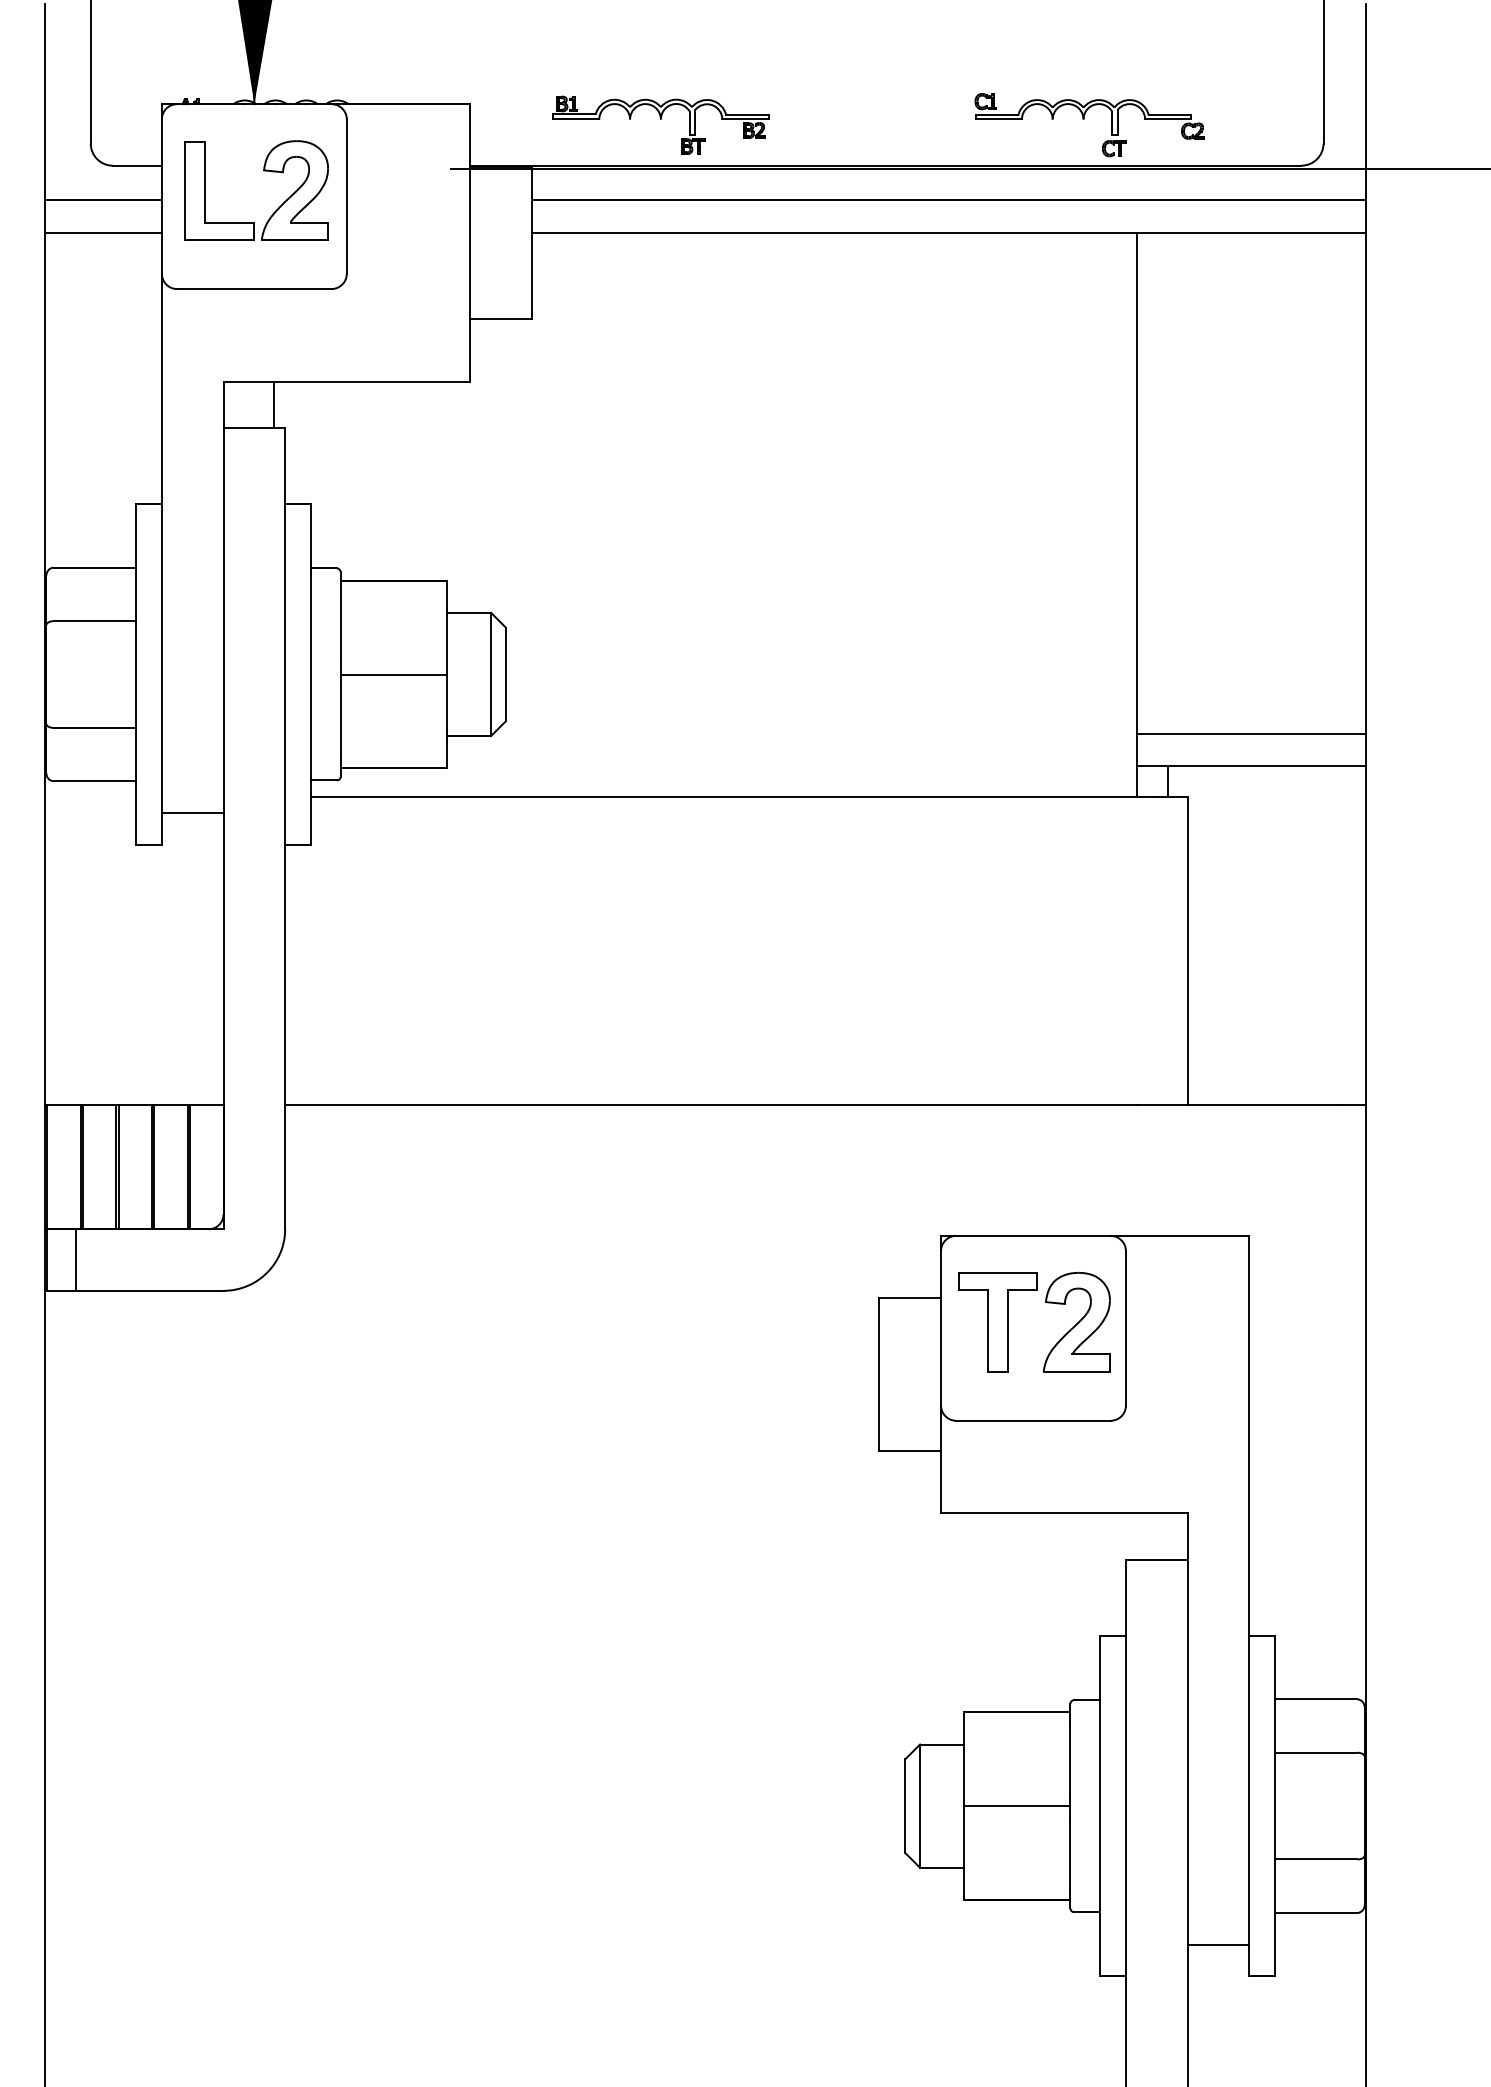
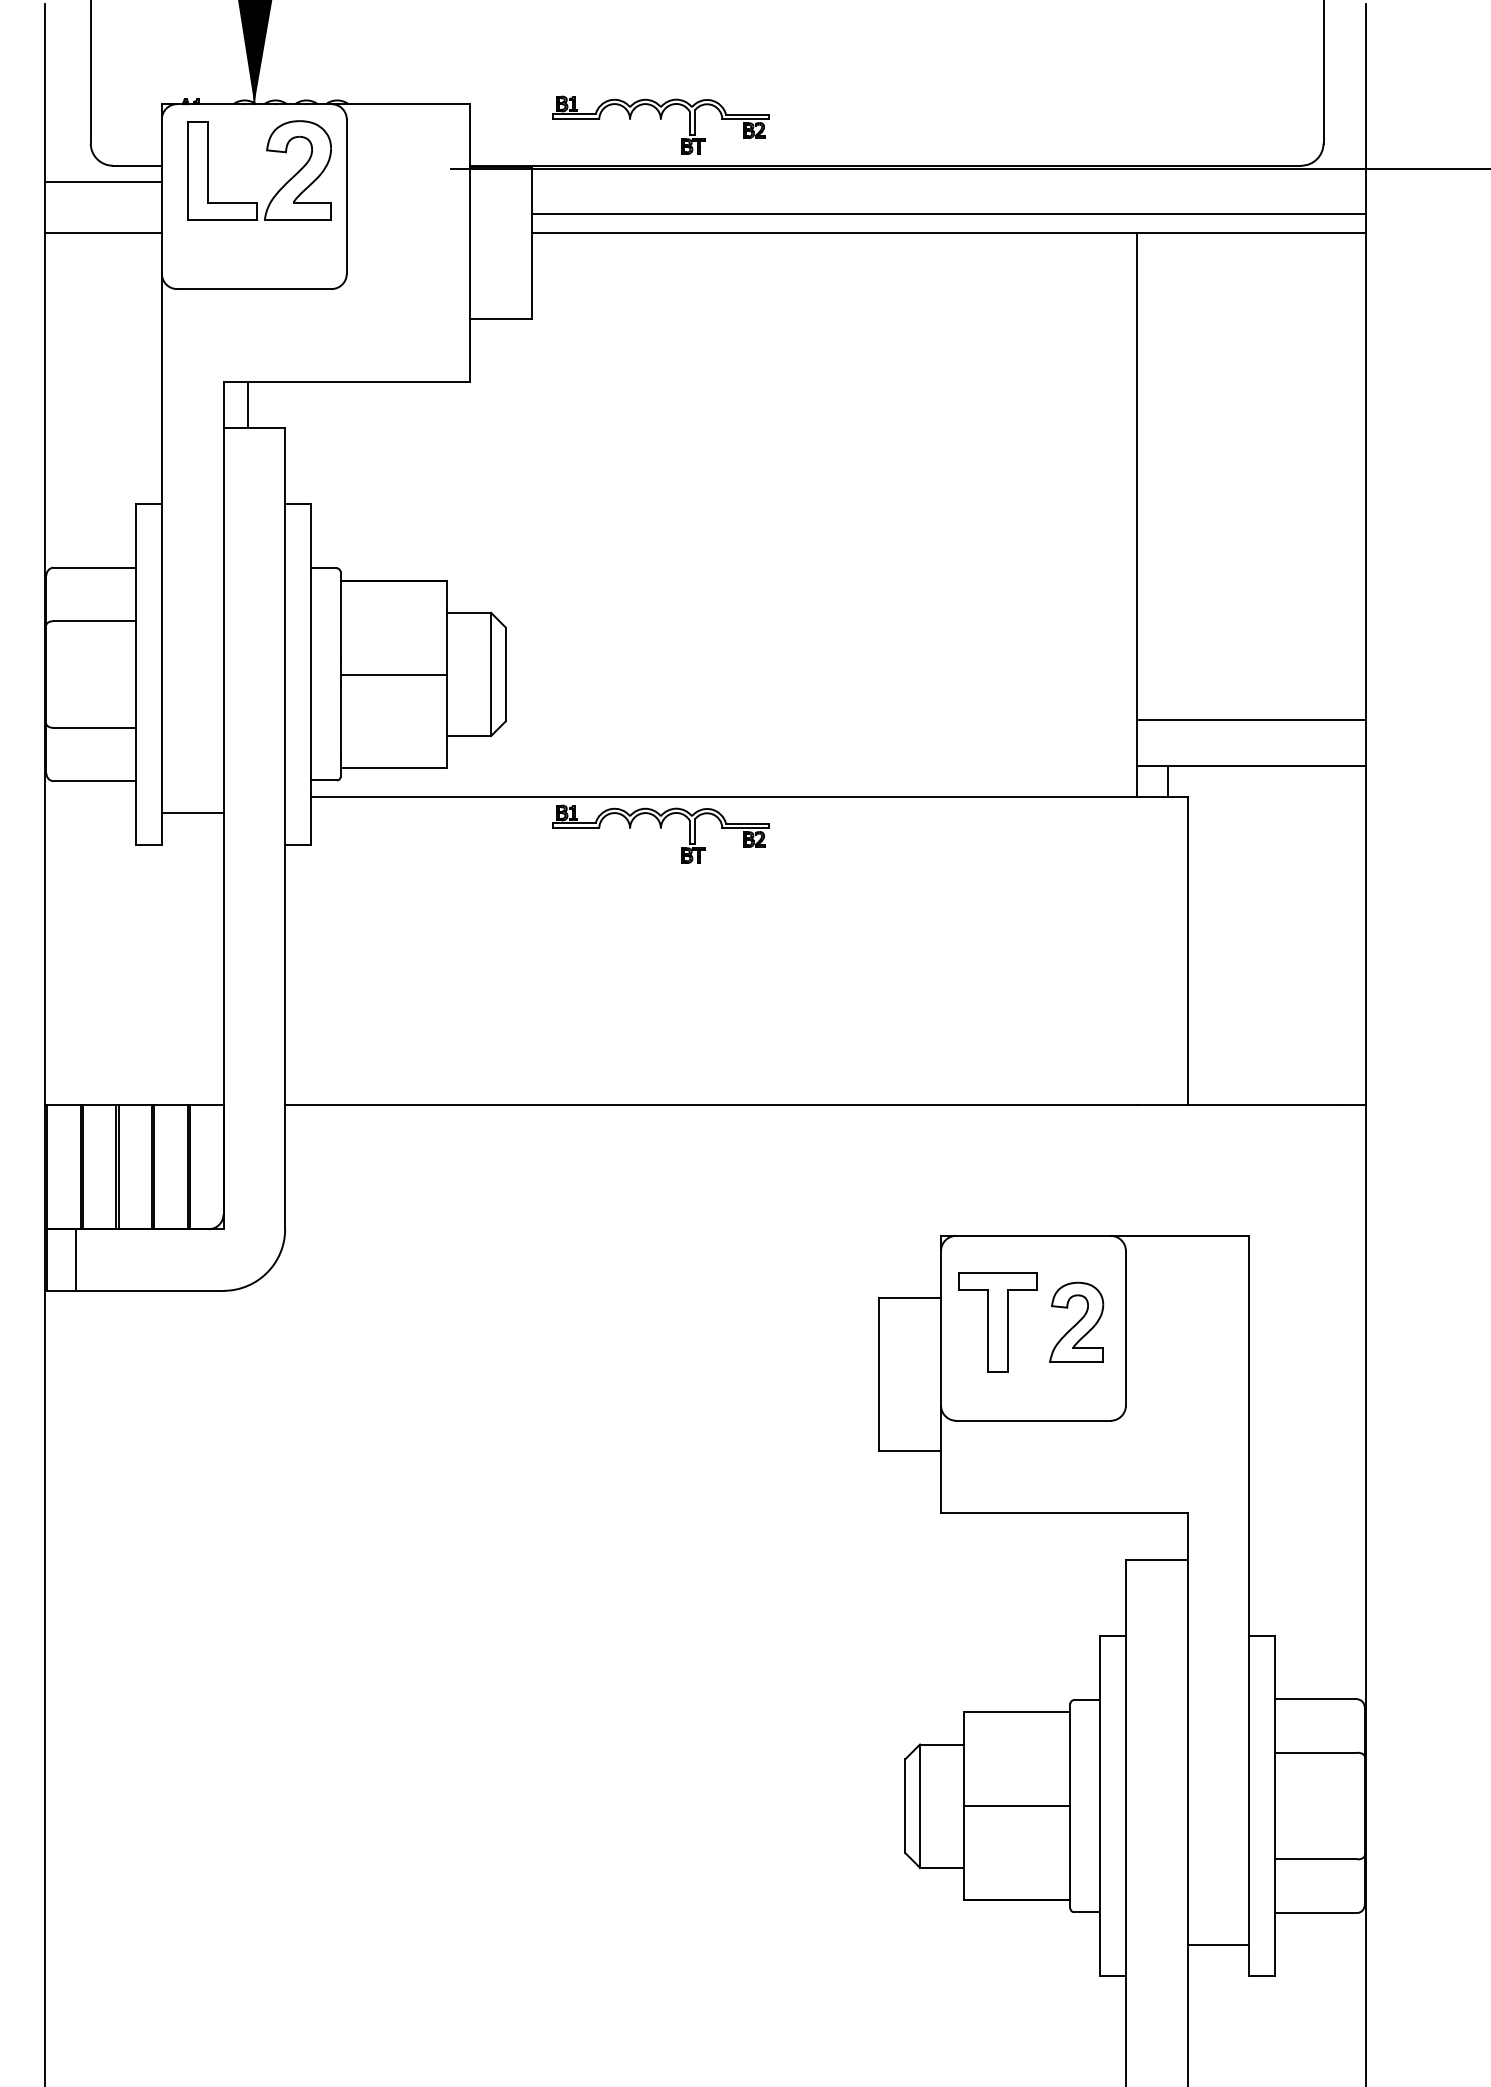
part: present -> none (1084, 119)
part position: (263, 171) -> (266, 151) (266, 151)
line position: (102, 200) -> (102, 182) (102, 182)
line position: (948, 200) -> (948, 214) (948, 214)
line position: (274, 404) -> (248, 404) (248, 404)
line position: (1251, 733) -> (1251, 719) (1251, 719)
part: none -> present (660, 833)
part size: 69x101 px -> 56x82 px (1076, 1321)
